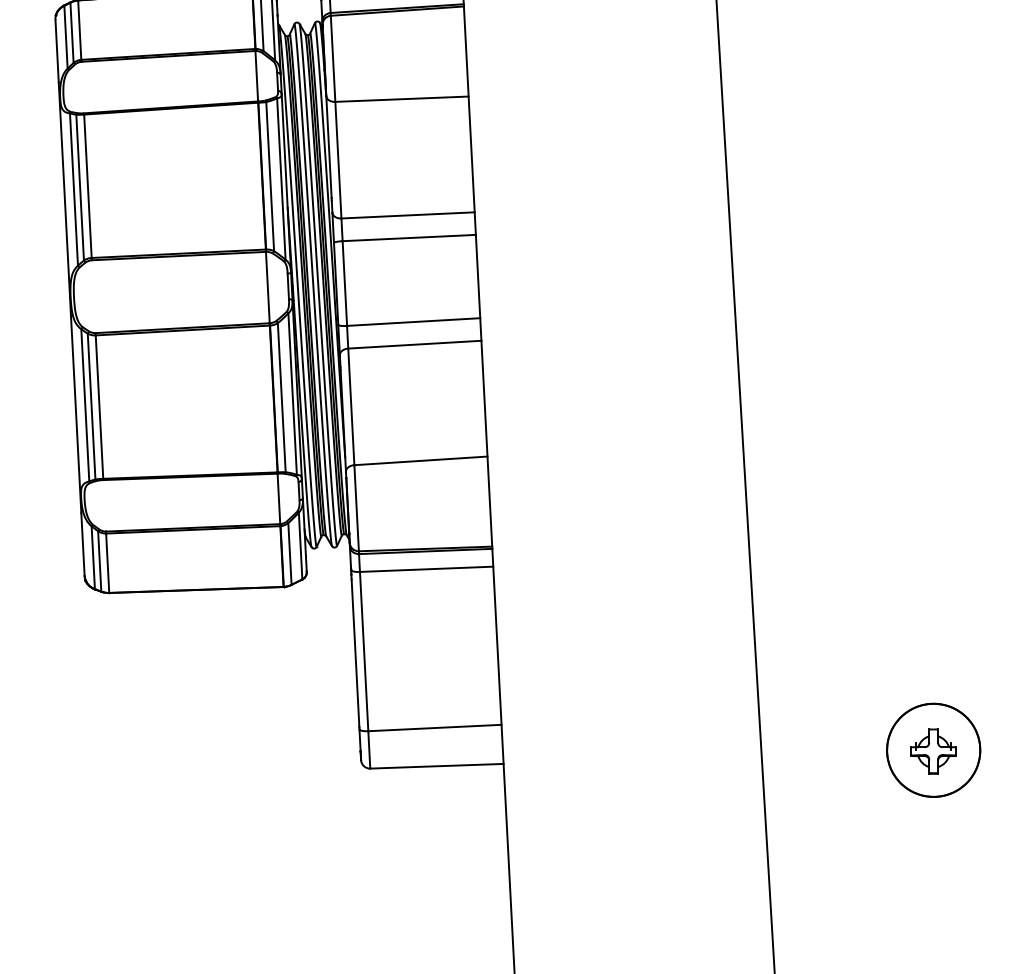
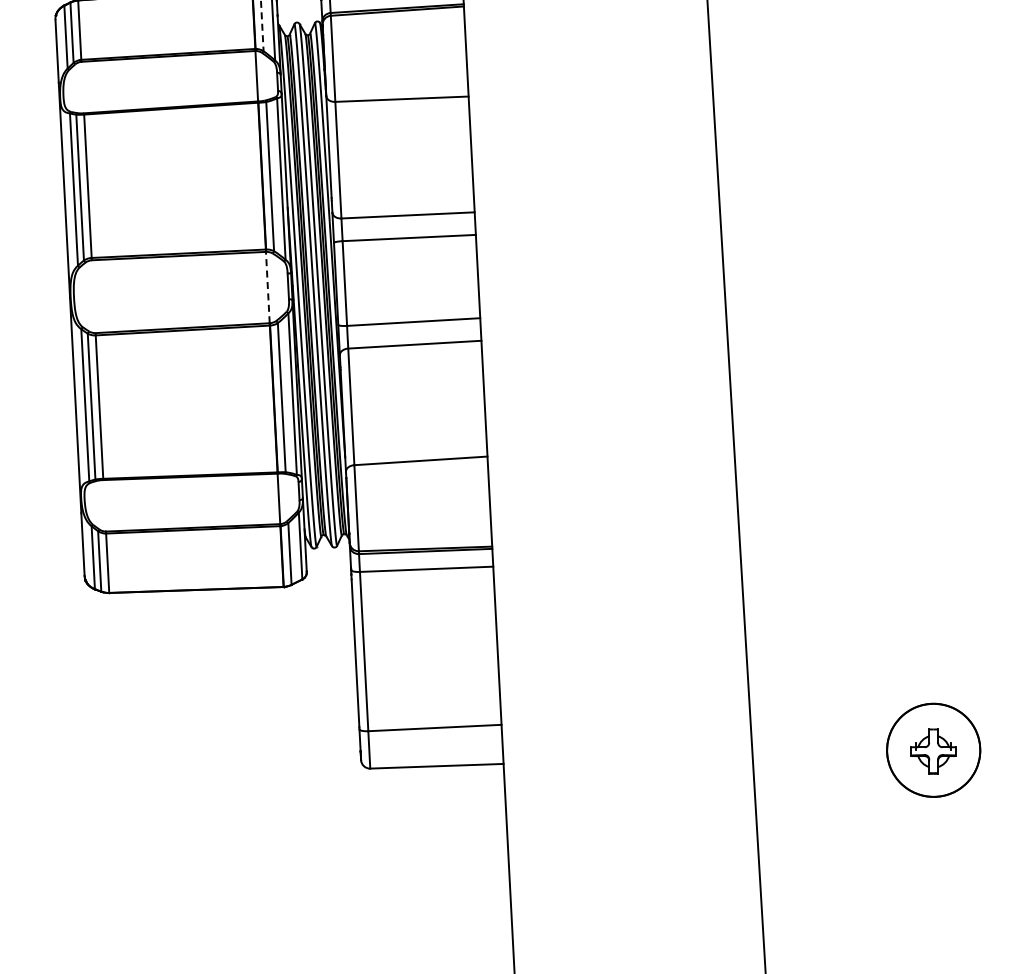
line: solid -> dashed (262, 26)
line: solid -> dashed (267, 287)
line position: (745, 486) -> (736, 486) (736, 486)
